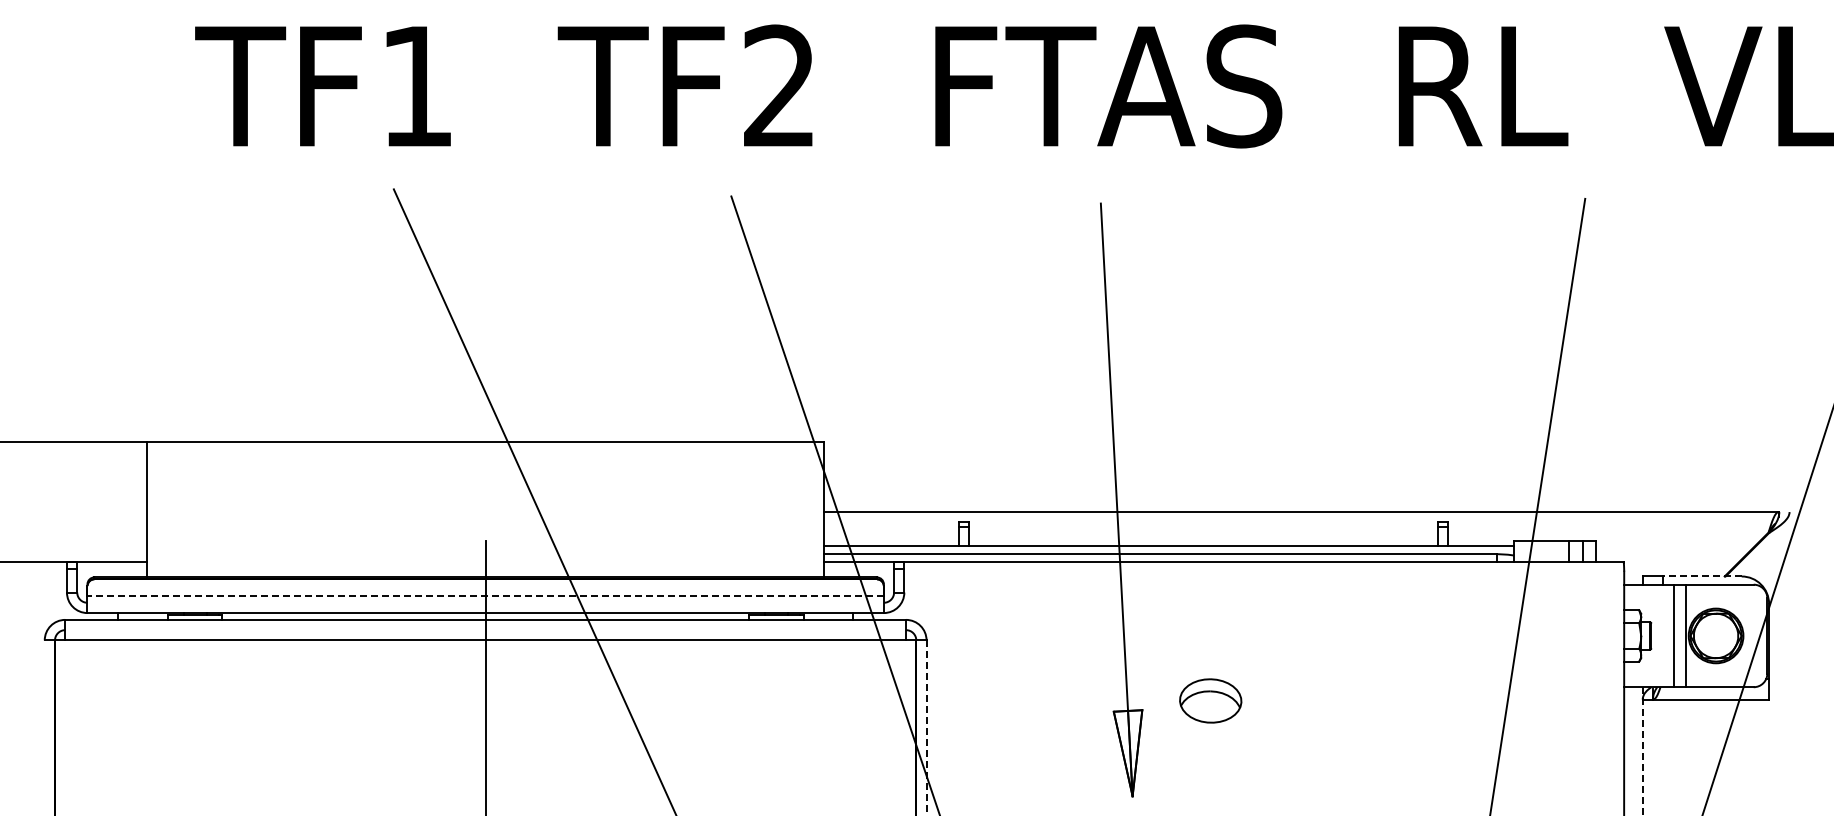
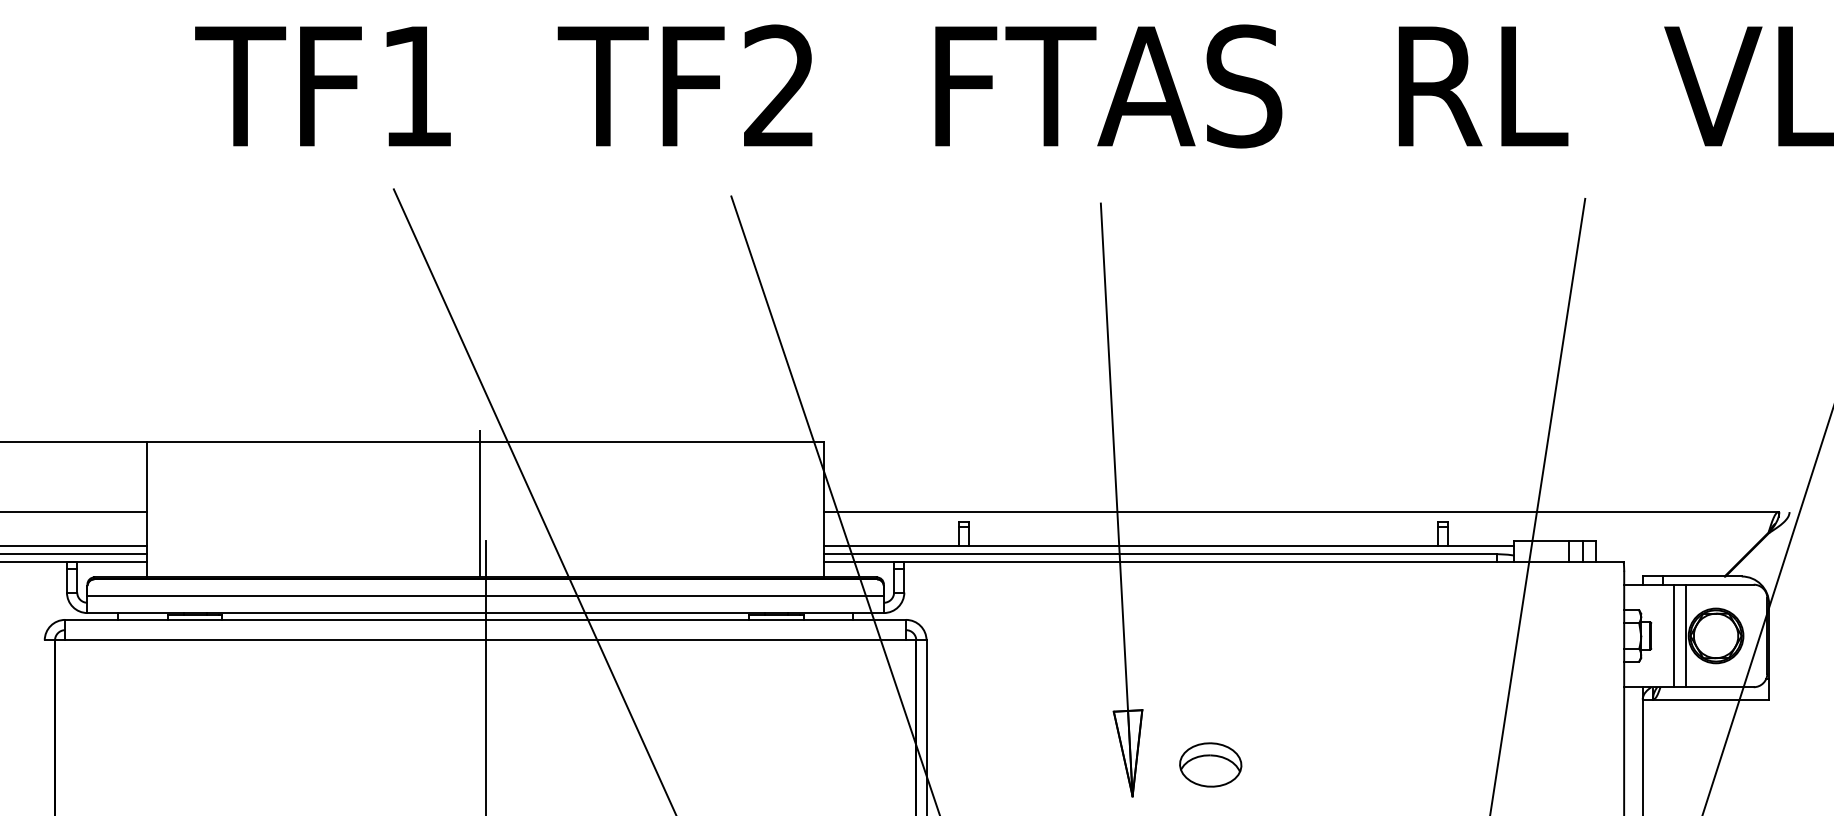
line: none -> present (479, 503)
line: none -> present (74, 512)
line: none -> present (74, 546)
line: none -> present (74, 554)
line: dashed -> solid (1701, 576)
line: dashed -> solid (485, 596)
part position: (1210, 700) -> (1210, 764) (1210, 764)
line: dashed -> solid (926, 728)
line: dashed -> solid (1642, 751)
